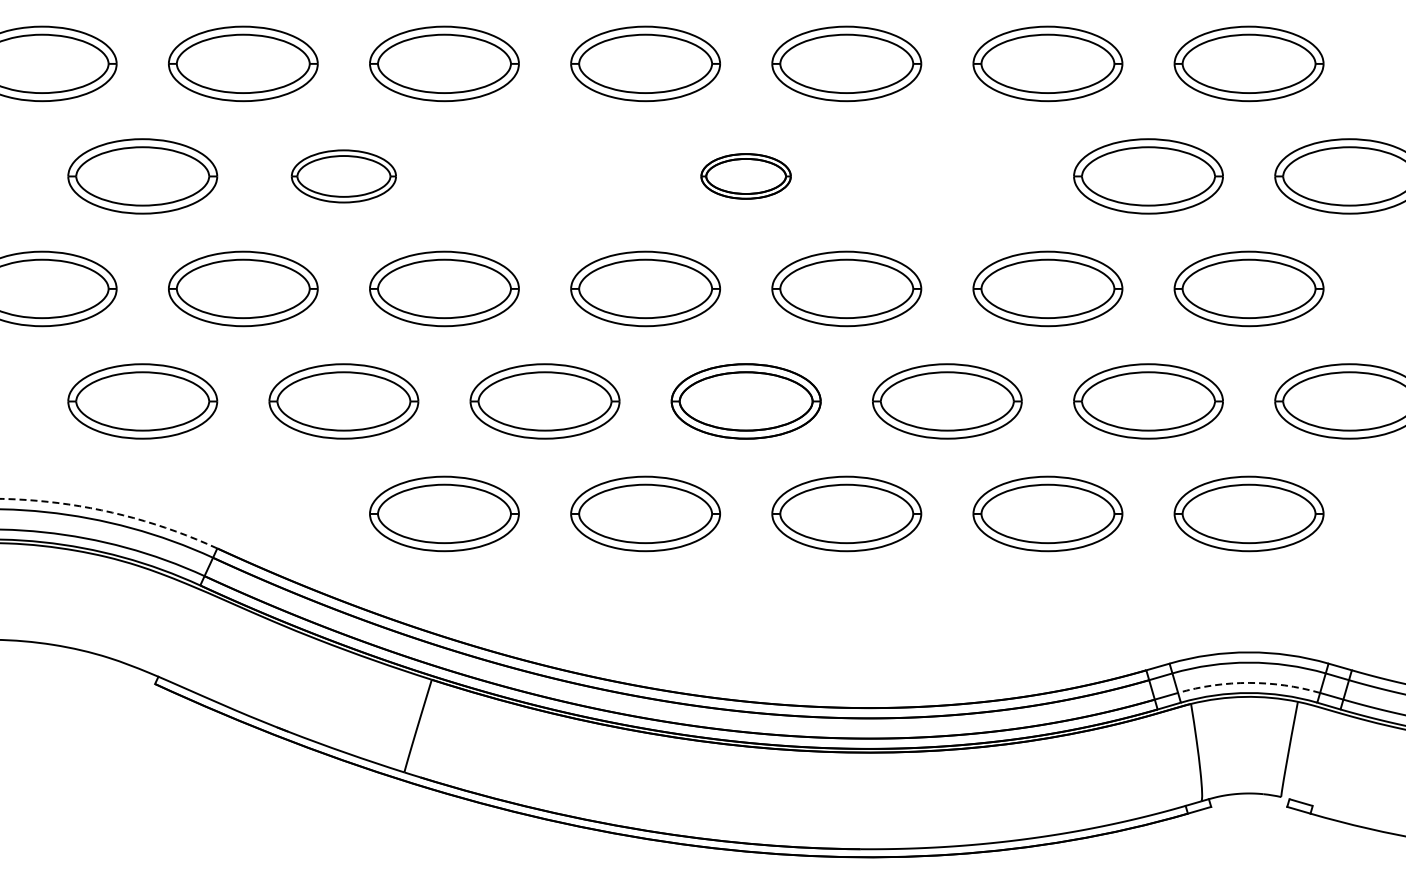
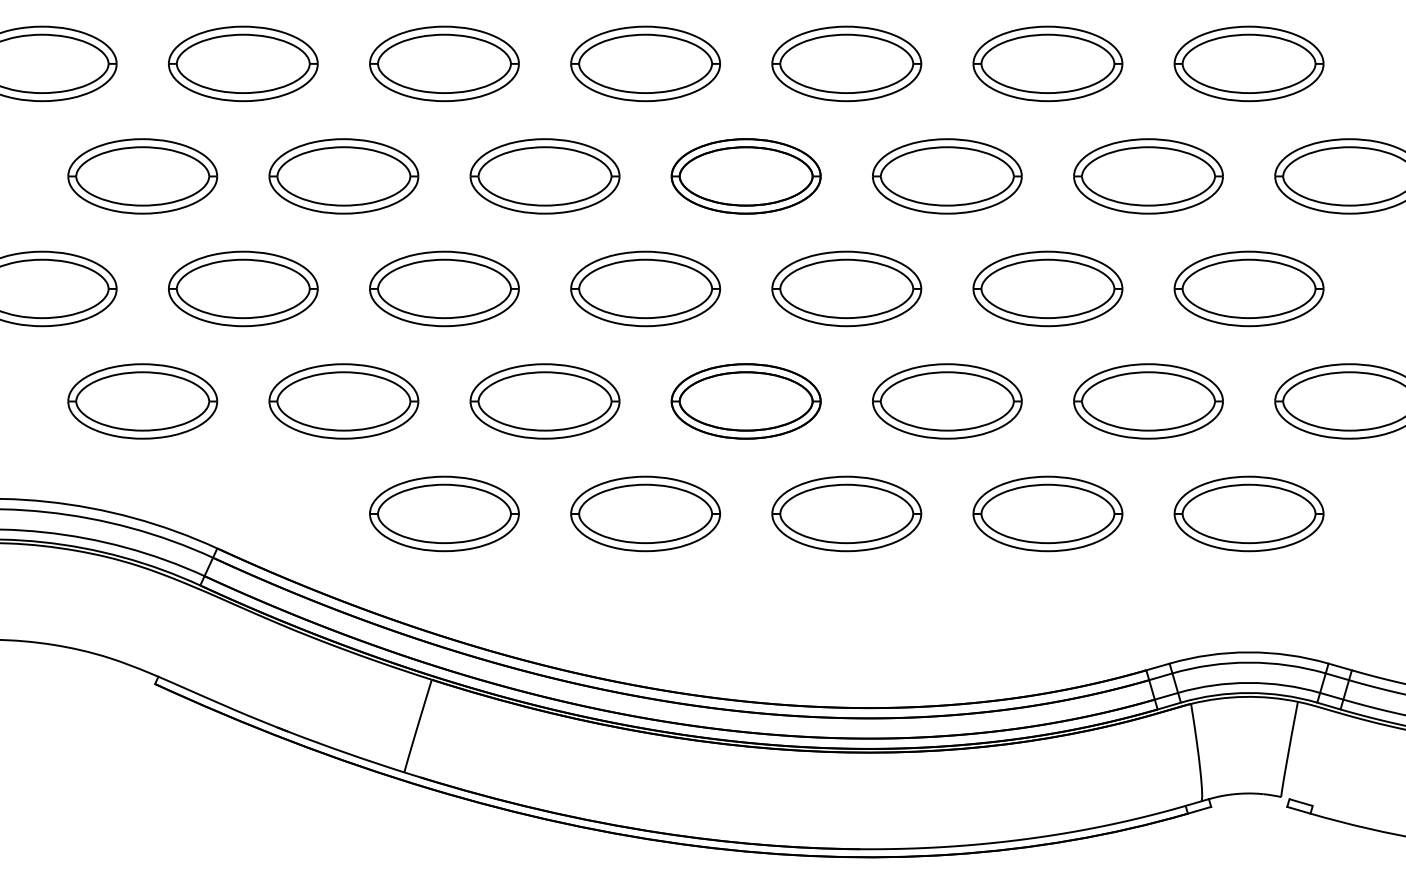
part size: 107x55 px -> 152x77 px (343, 176)
part: none -> present (544, 176)
part size: 92x47 px -> 152x77 px (745, 176)
part: none -> present (947, 176)
arc: dashed -> solid (110, 512)
arc: dashed -> solid (1249, 682)
